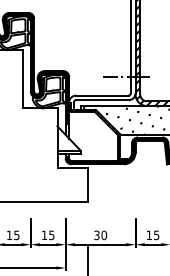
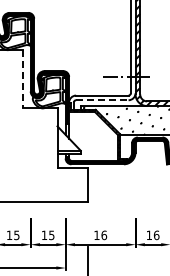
line: solid -> dashed (22, 79)
line: solid -> dashed (102, 100)
text: 30 -> 16 (100, 235)
text: 15 -> 16 (156, 235)
